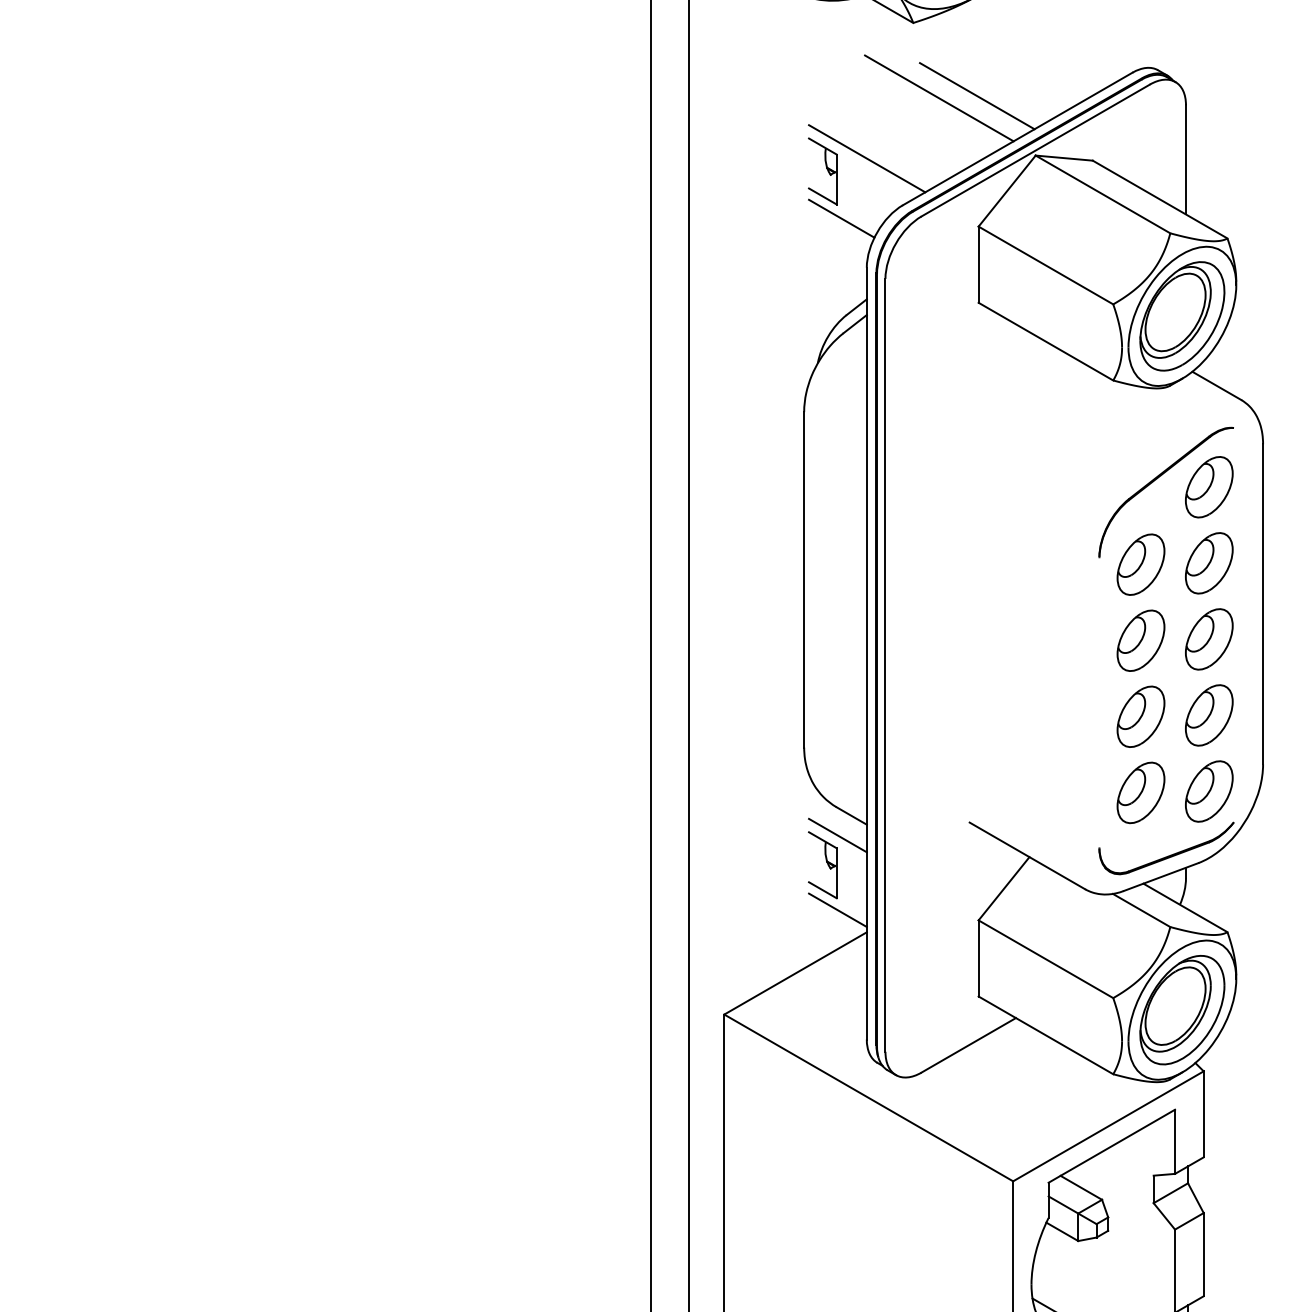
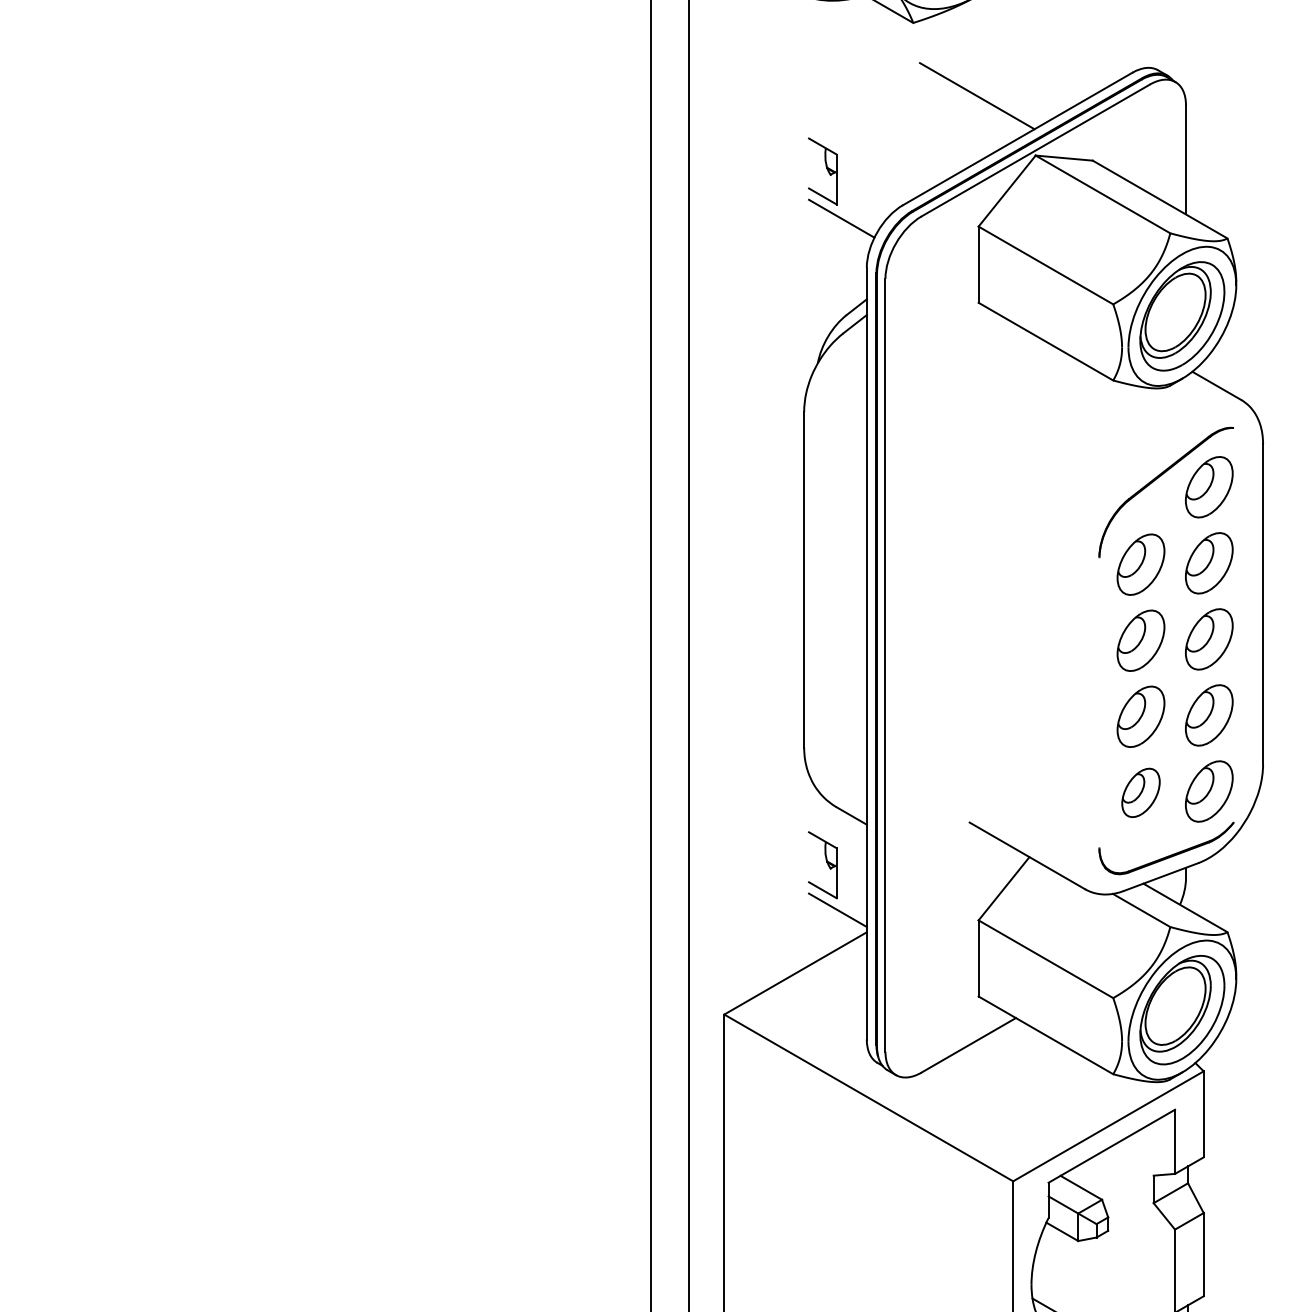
line: present -> none (939, 98)
line: present -> none (867, 158)
part size: 50x64 px -> 40x51 px (1140, 792)
line: present -> none (837, 835)
